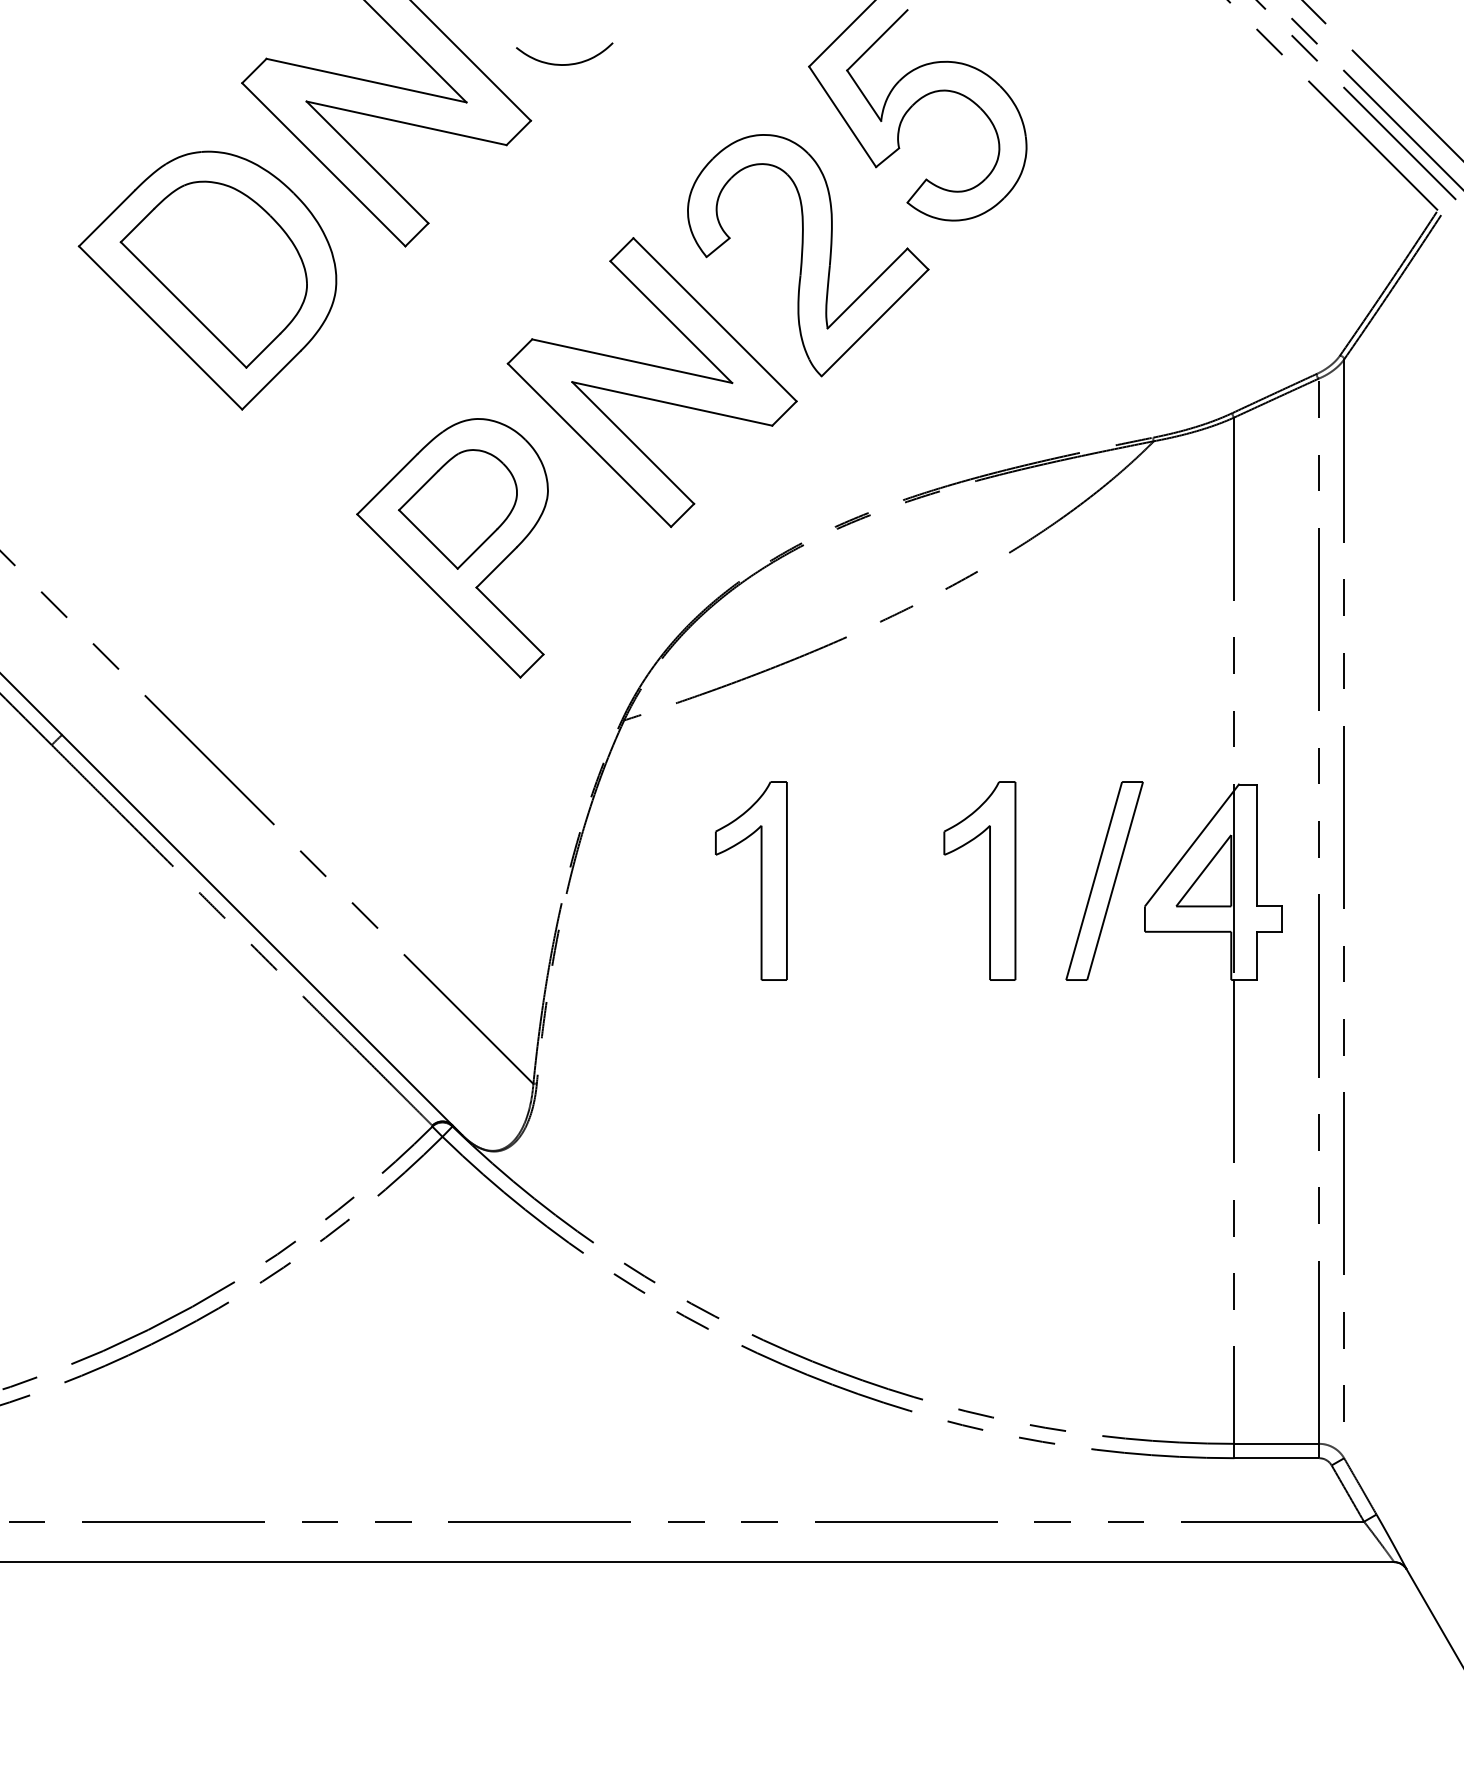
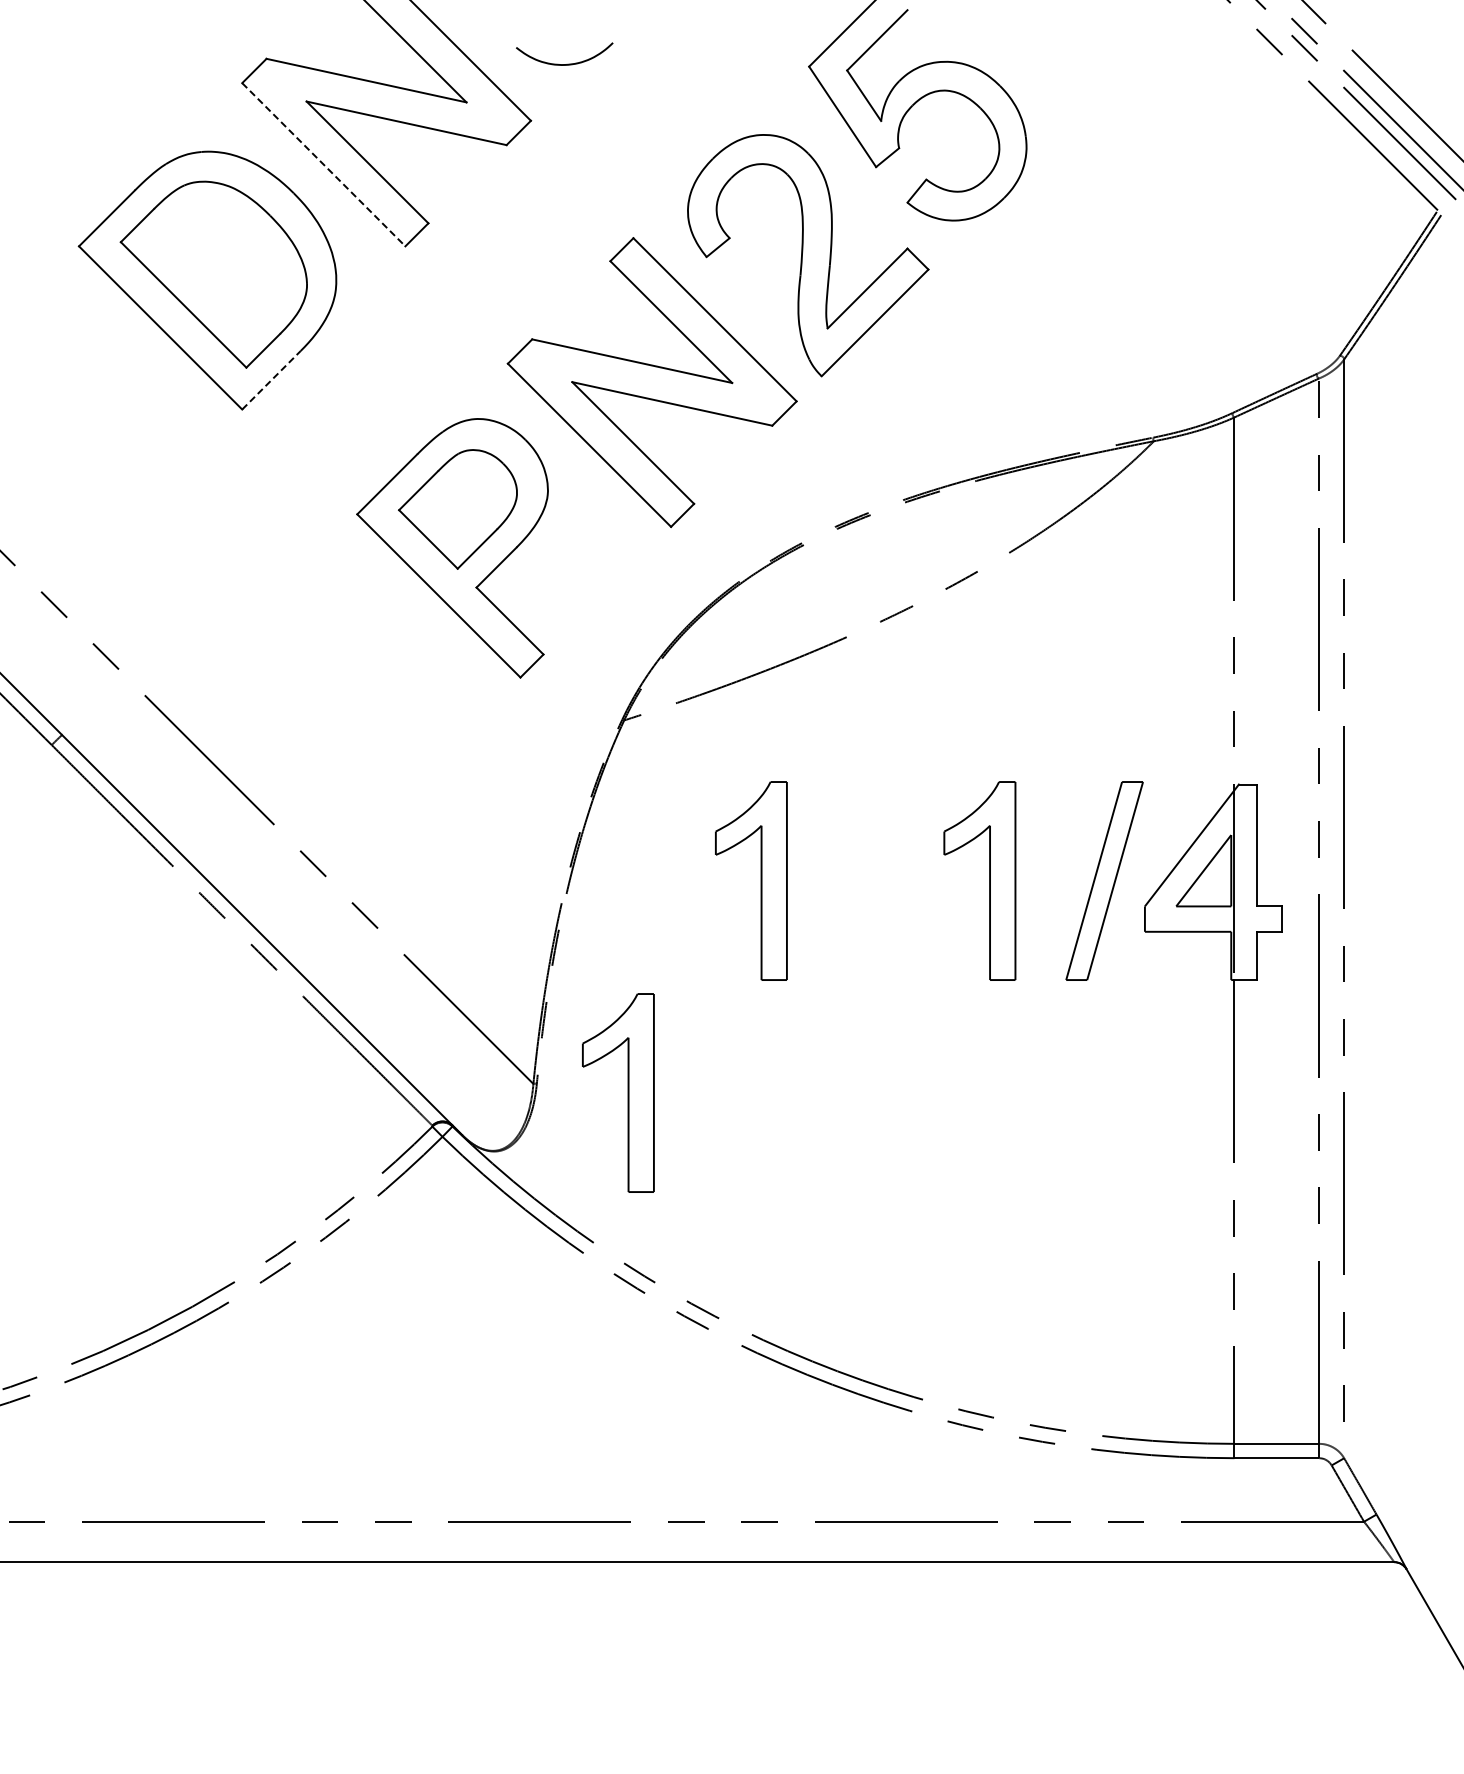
line: solid -> dashed (324, 165)
line: solid -> dashed (271, 379)
part: none -> present (627, 1092)
